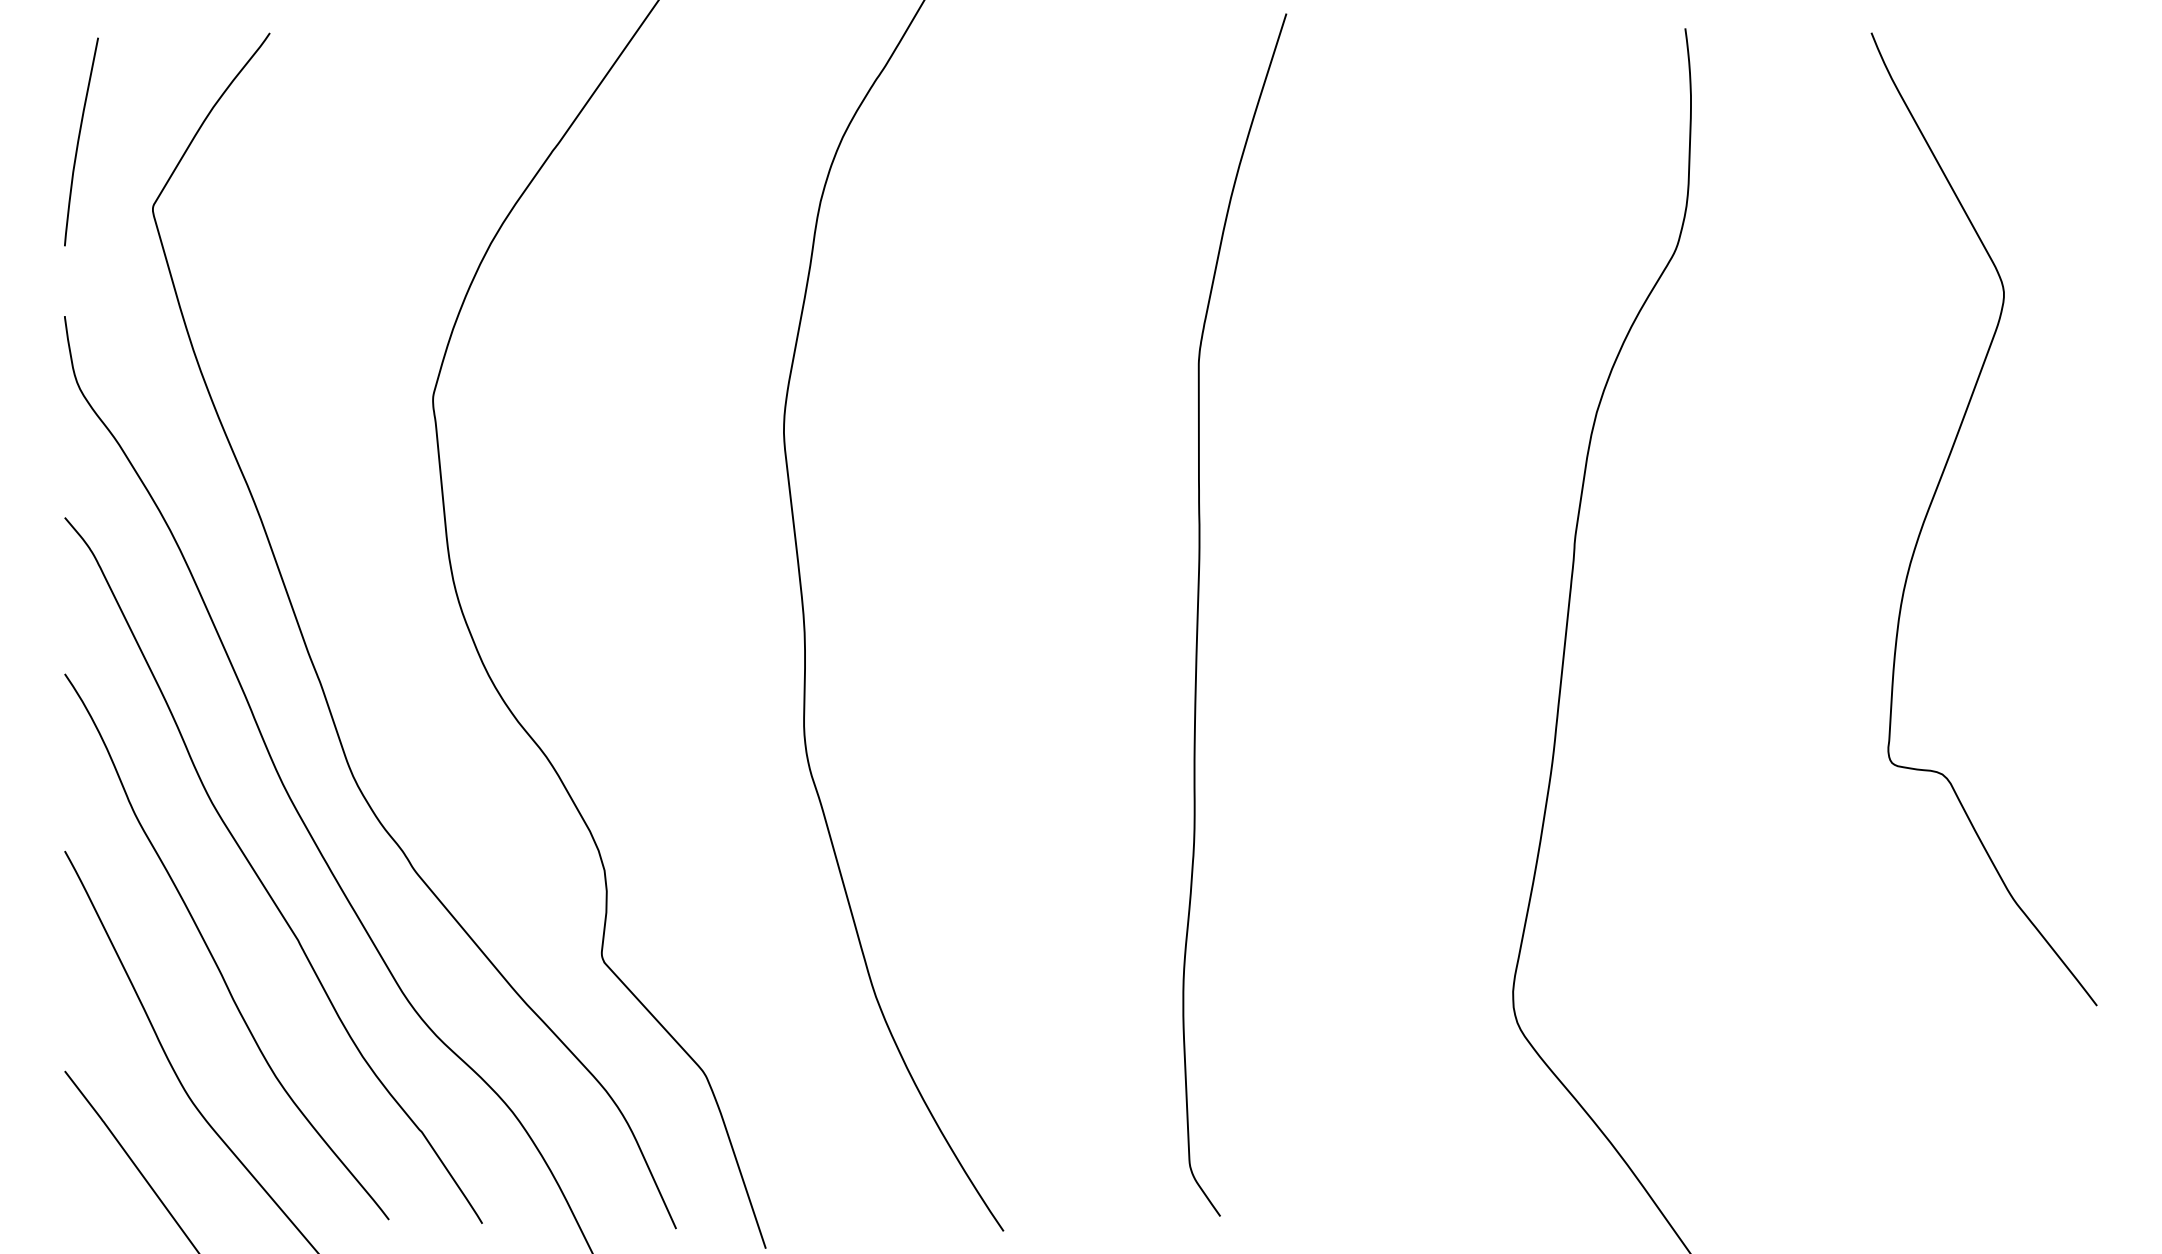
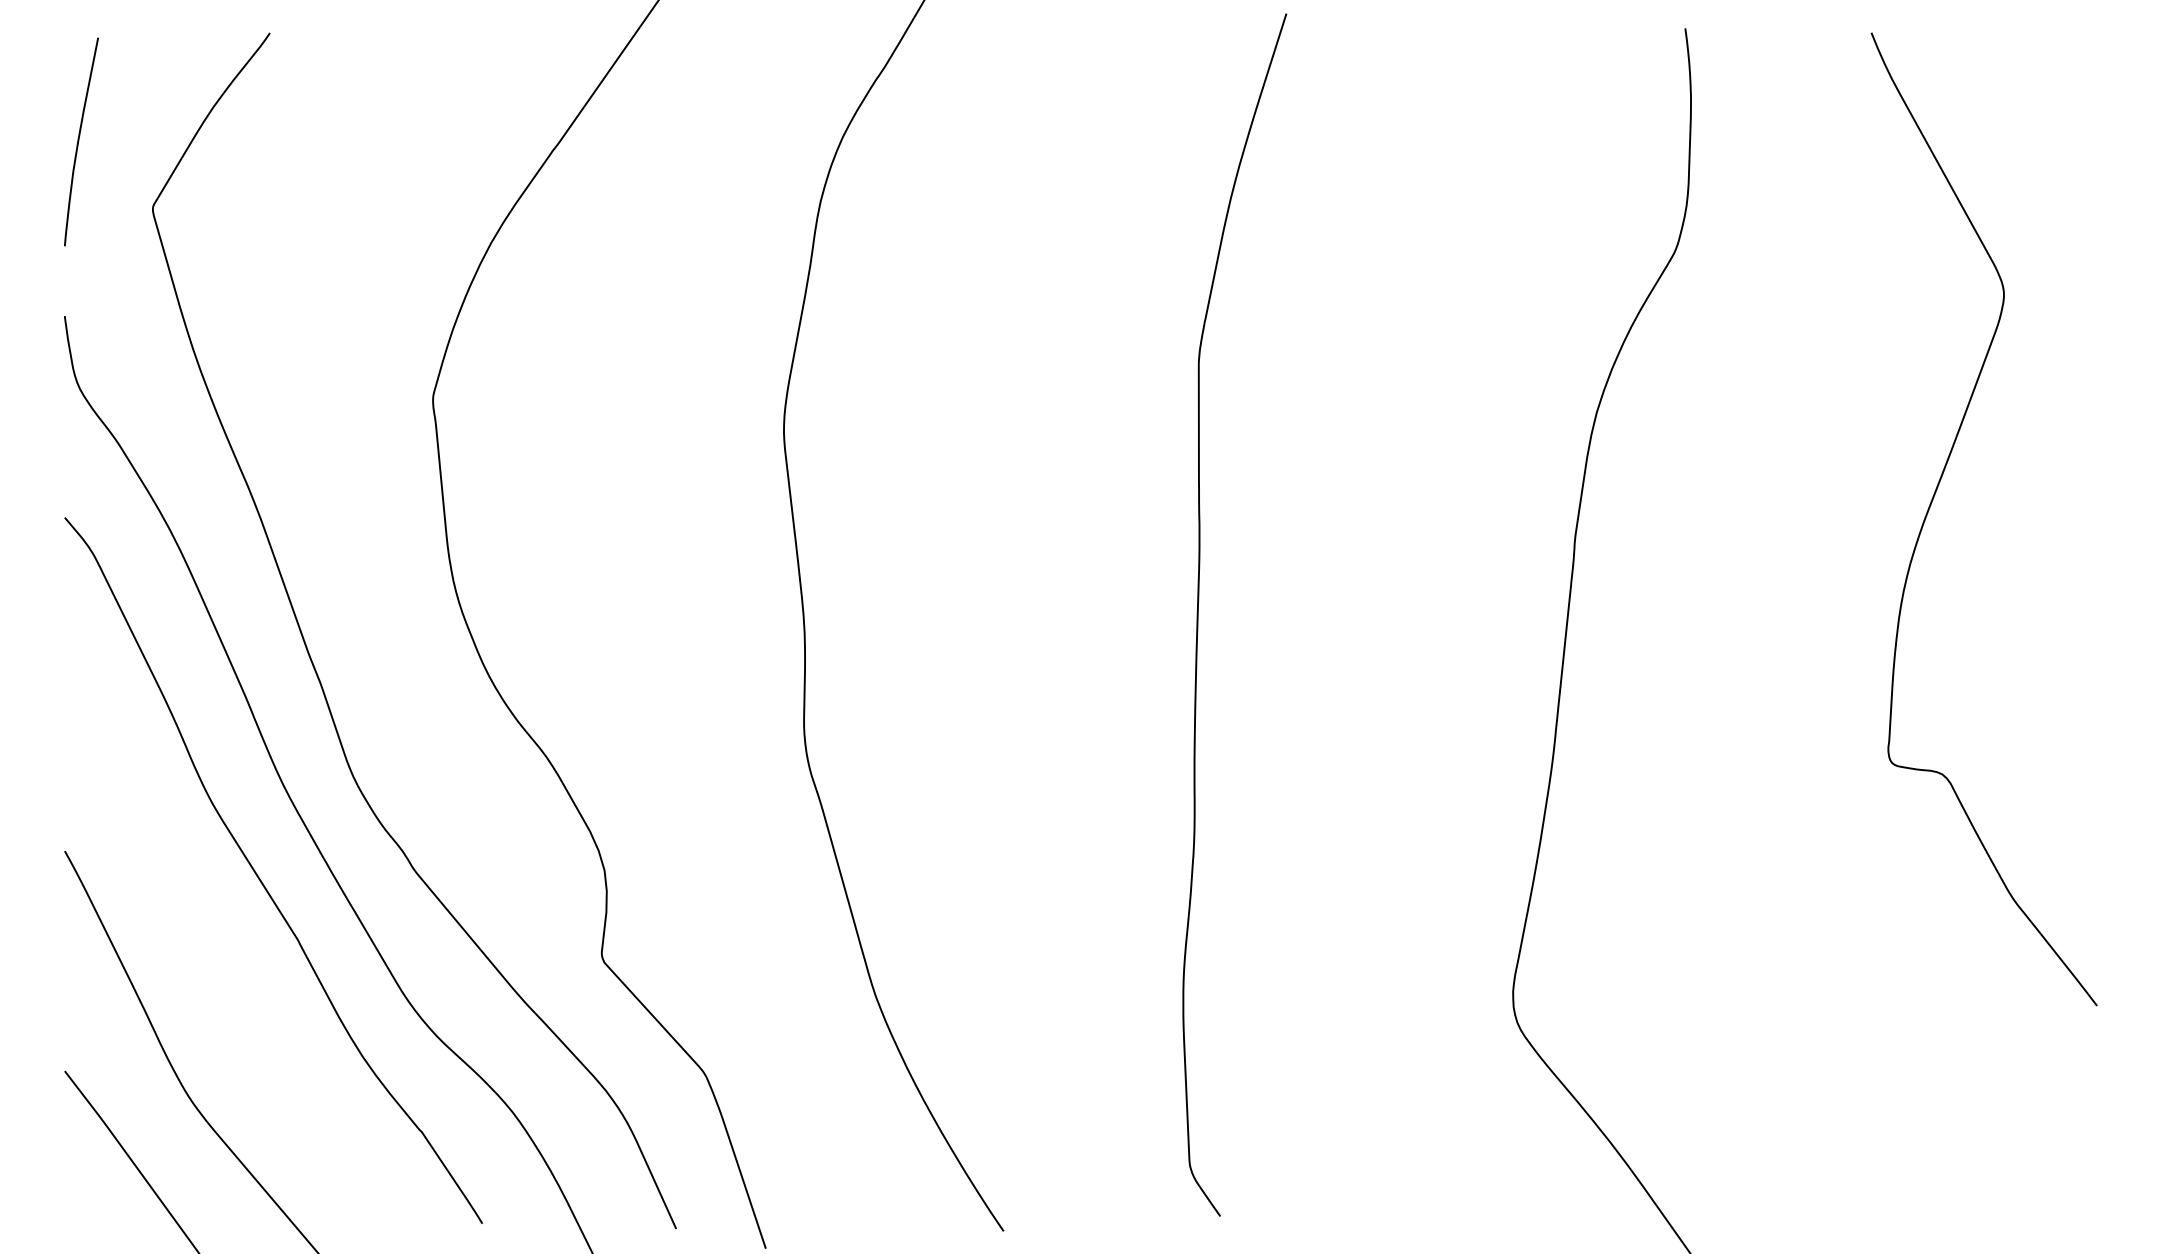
curve: present -> none (212, 954)
